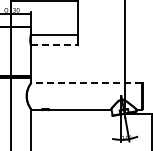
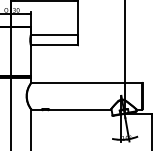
line: dashed -> solid (54, 45)
line: dashed -> solid (86, 82)
